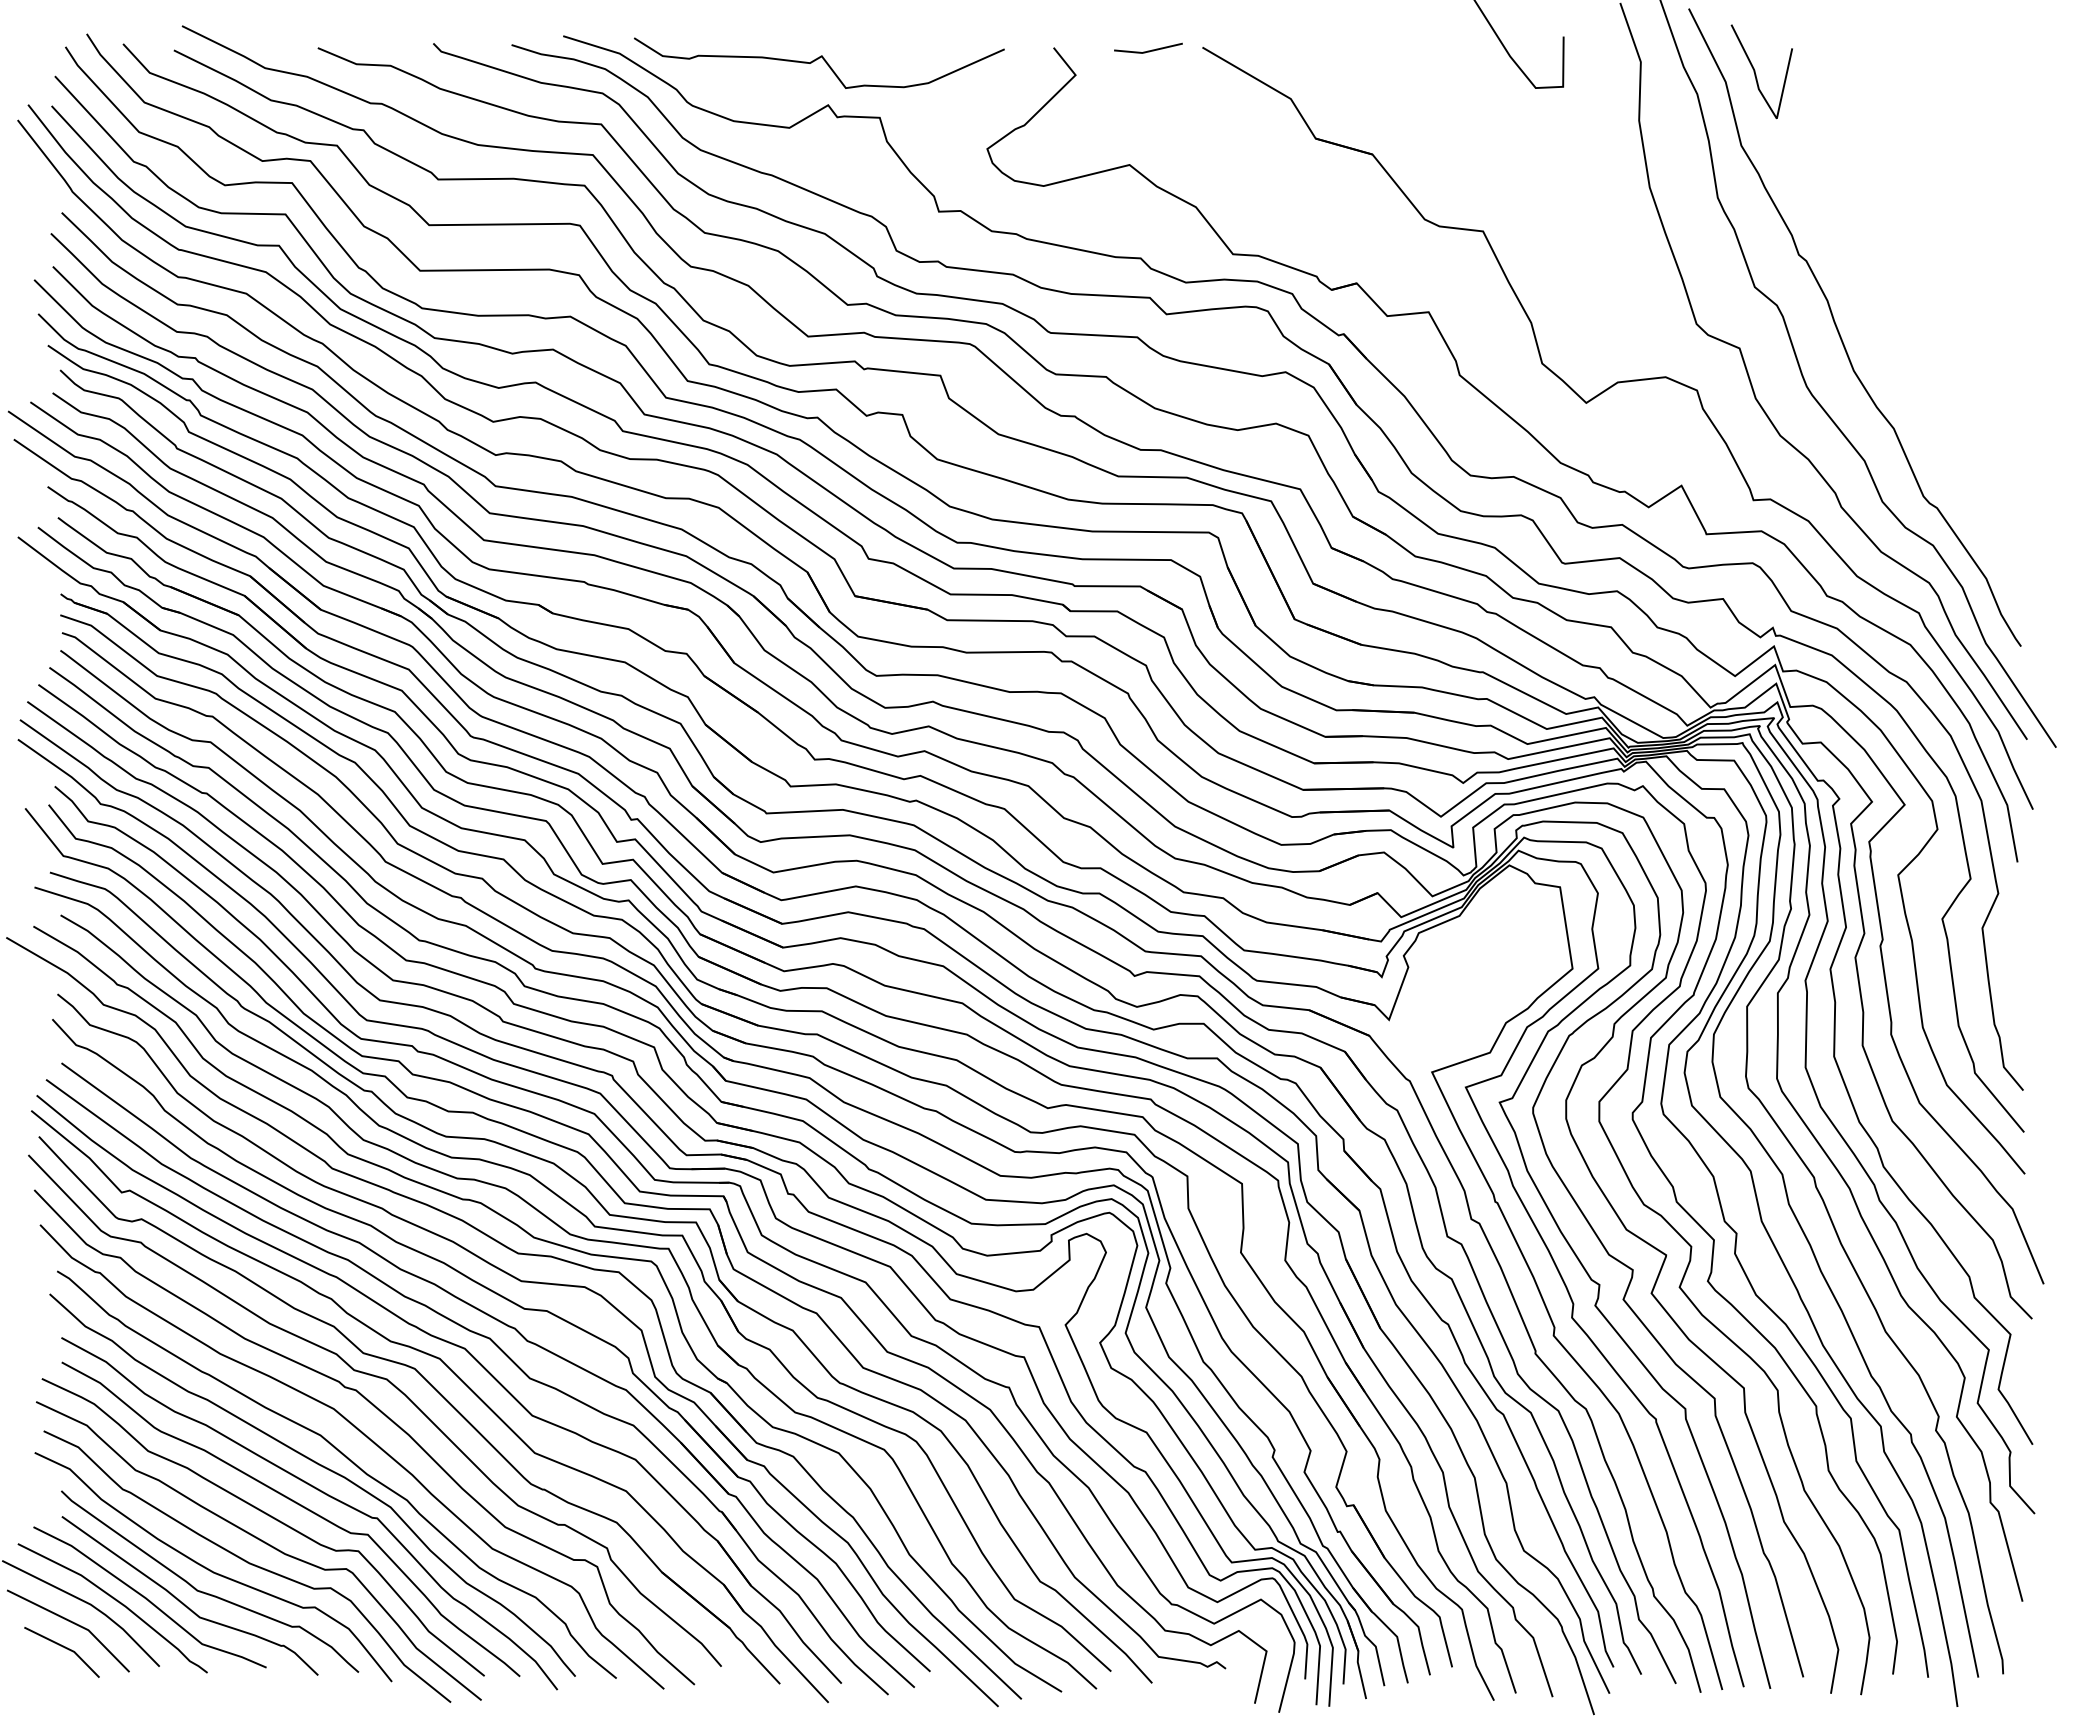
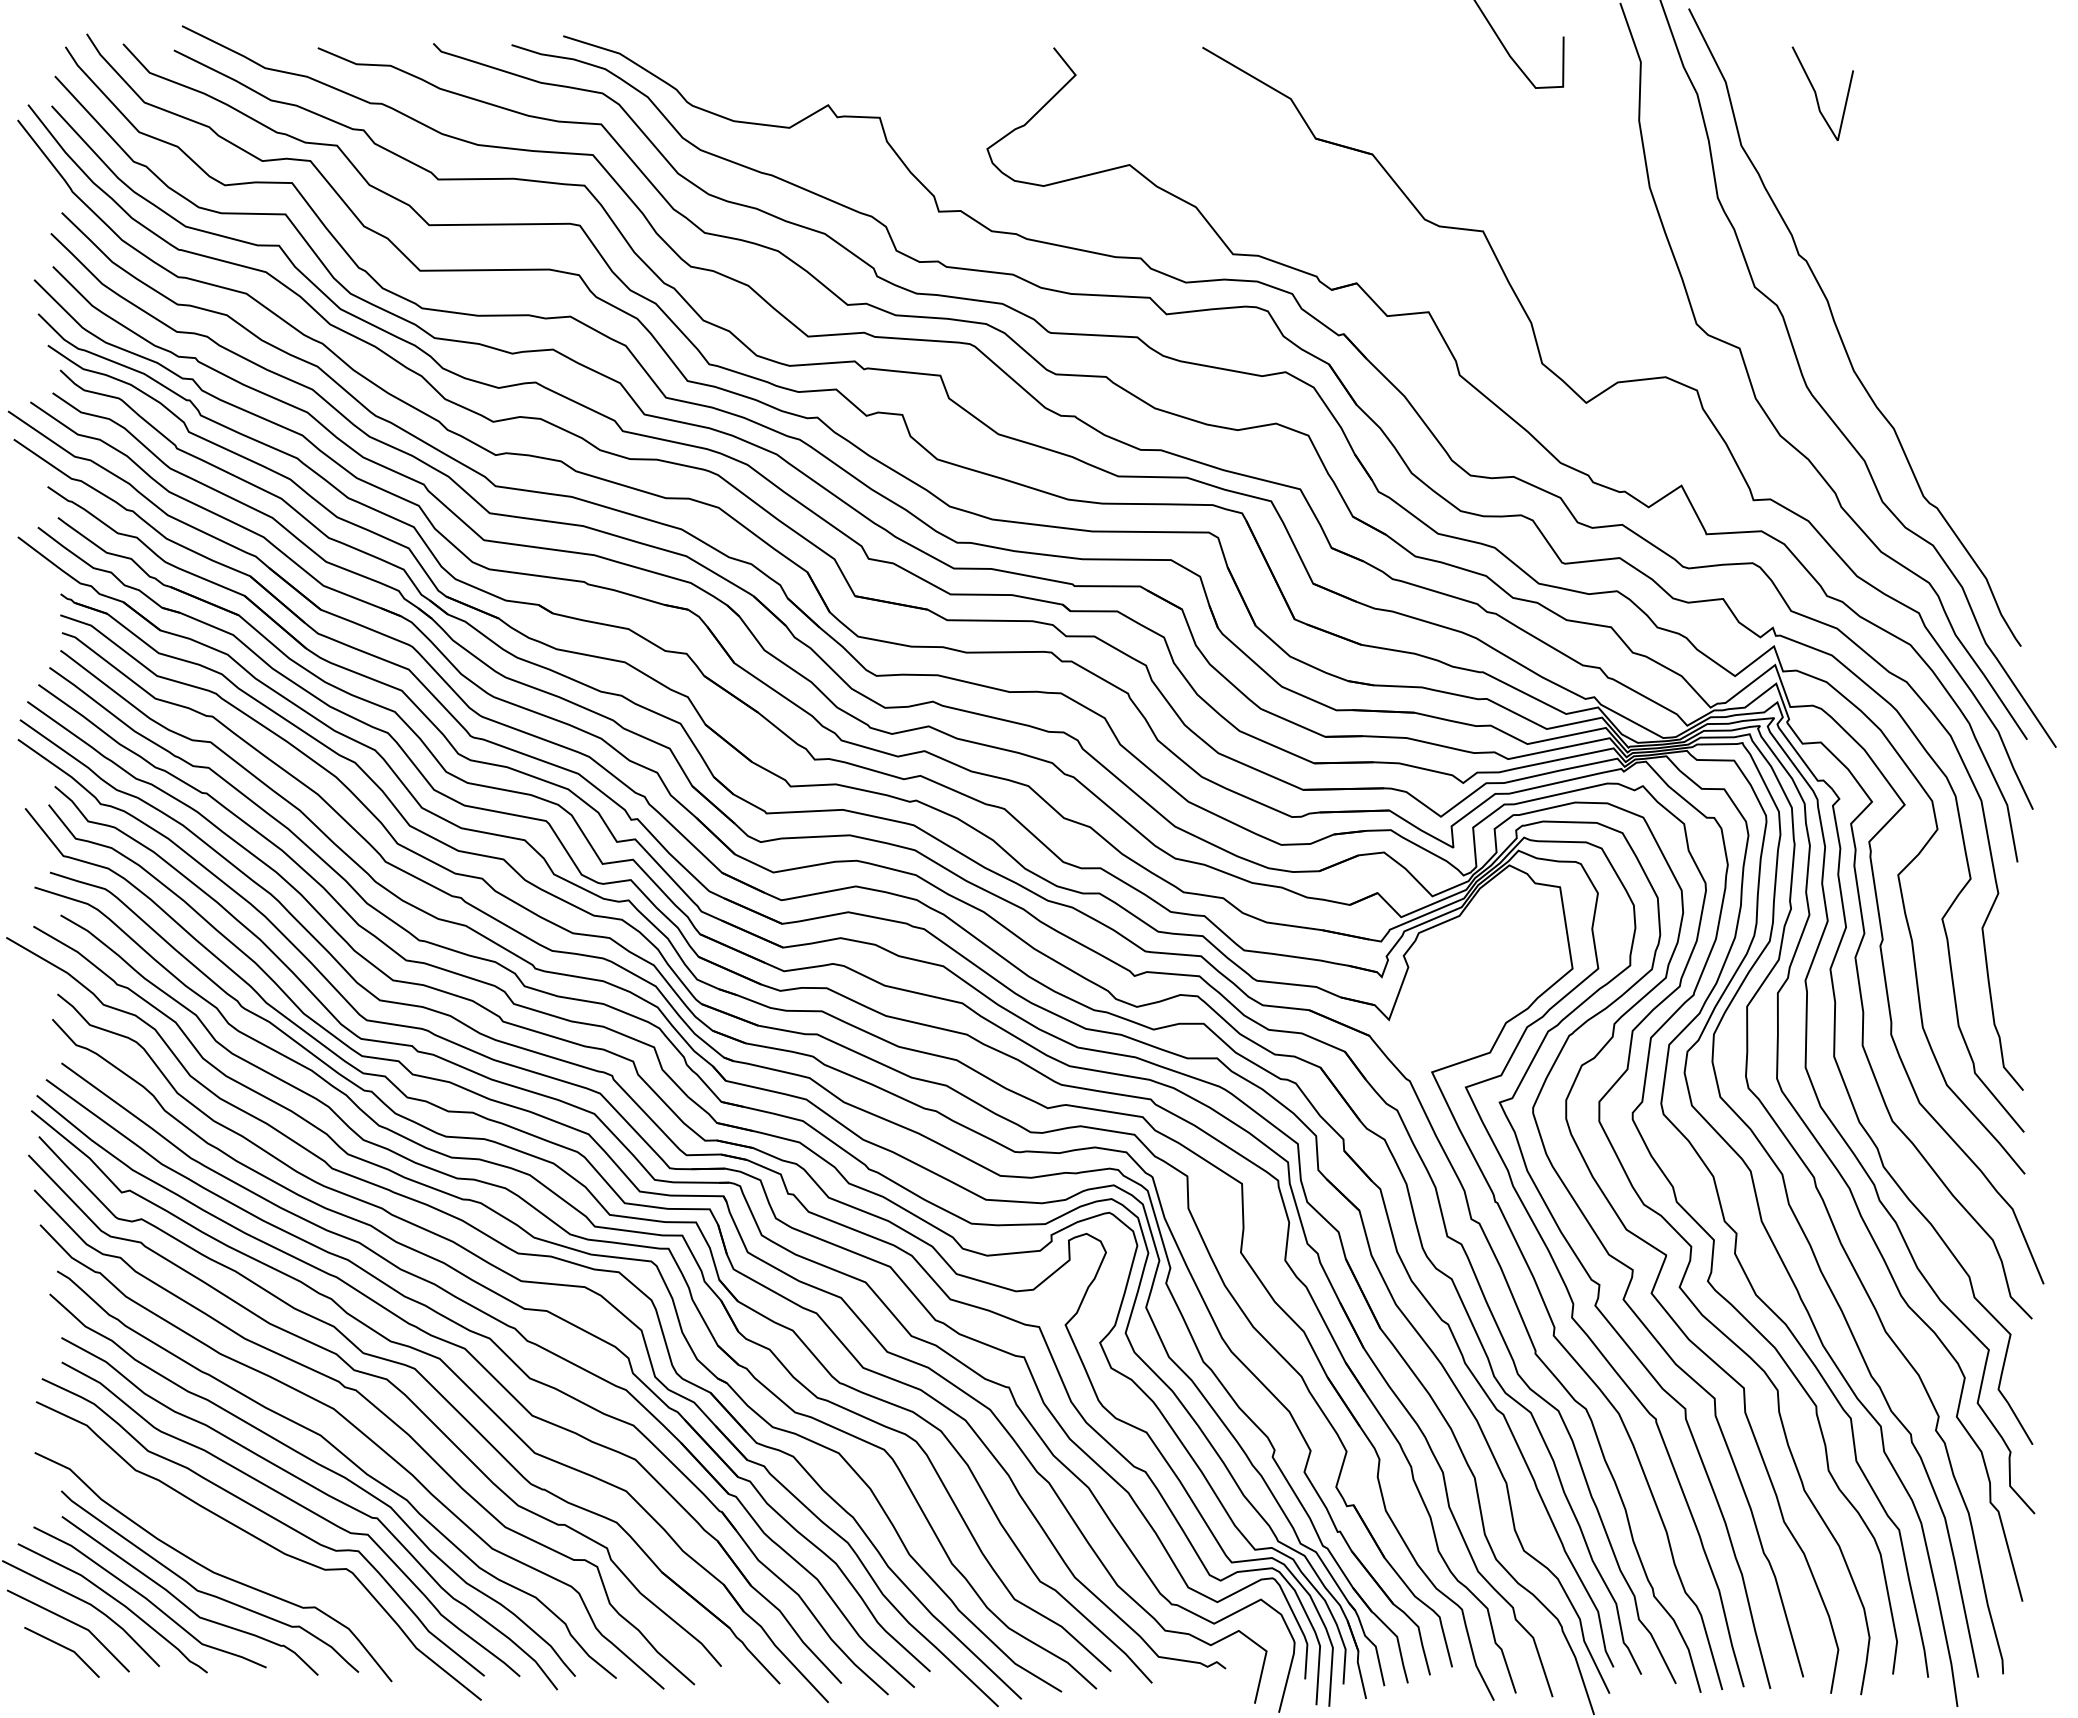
line: present -> none (1148, 50)
curve: present -> none (818, 59)
line position: (1756, 74) -> (1817, 96) (1817, 96)
curve: present -> none (249, 1564)
